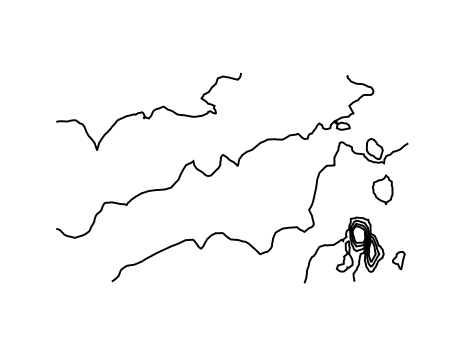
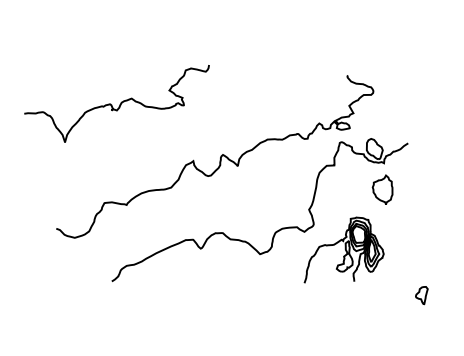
curve position: (151, 112) -> (119, 104) (119, 104)
part position: (398, 260) -> (421, 295) (421, 295)
